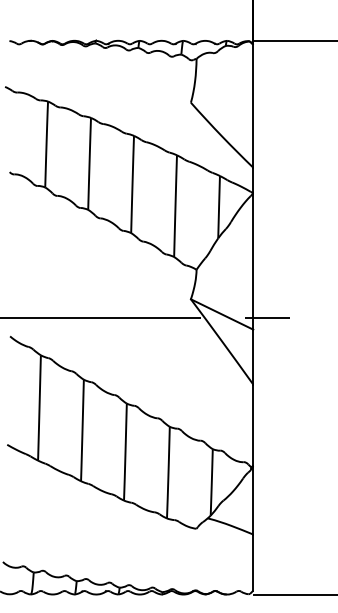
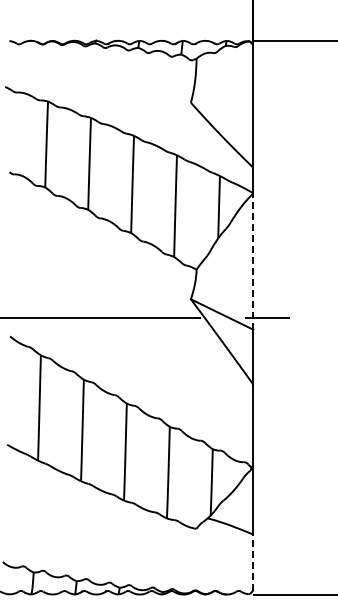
line: solid -> dashed (253, 260)
line: solid -> dashed (253, 562)
